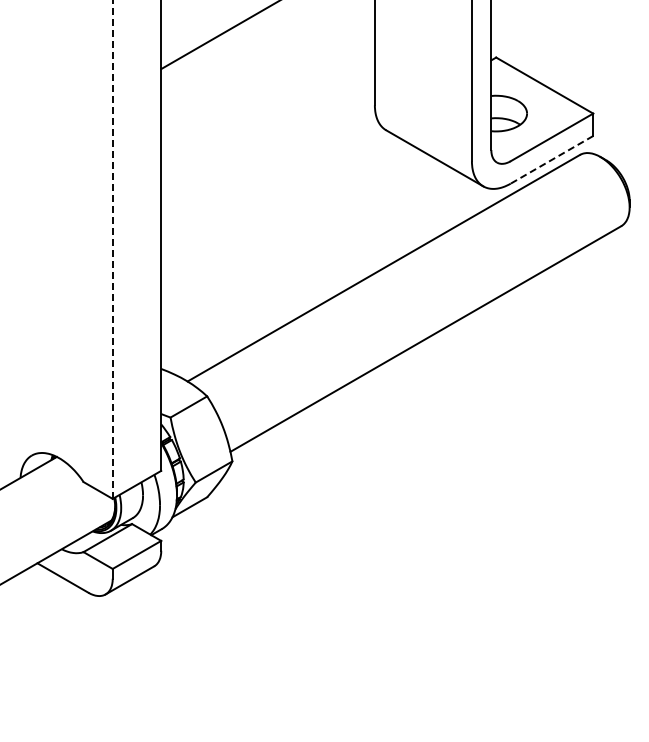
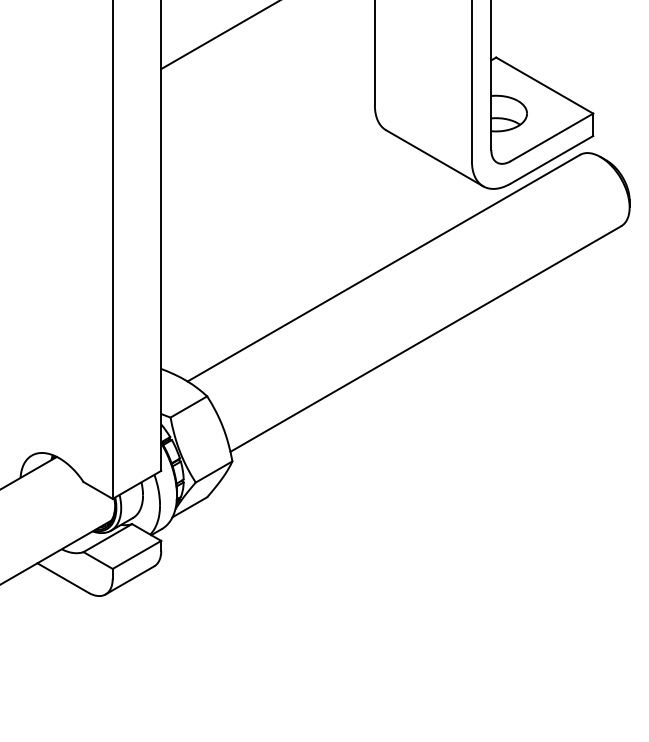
line: dashed -> solid (552, 159)
line: dashed -> solid (112, 249)
